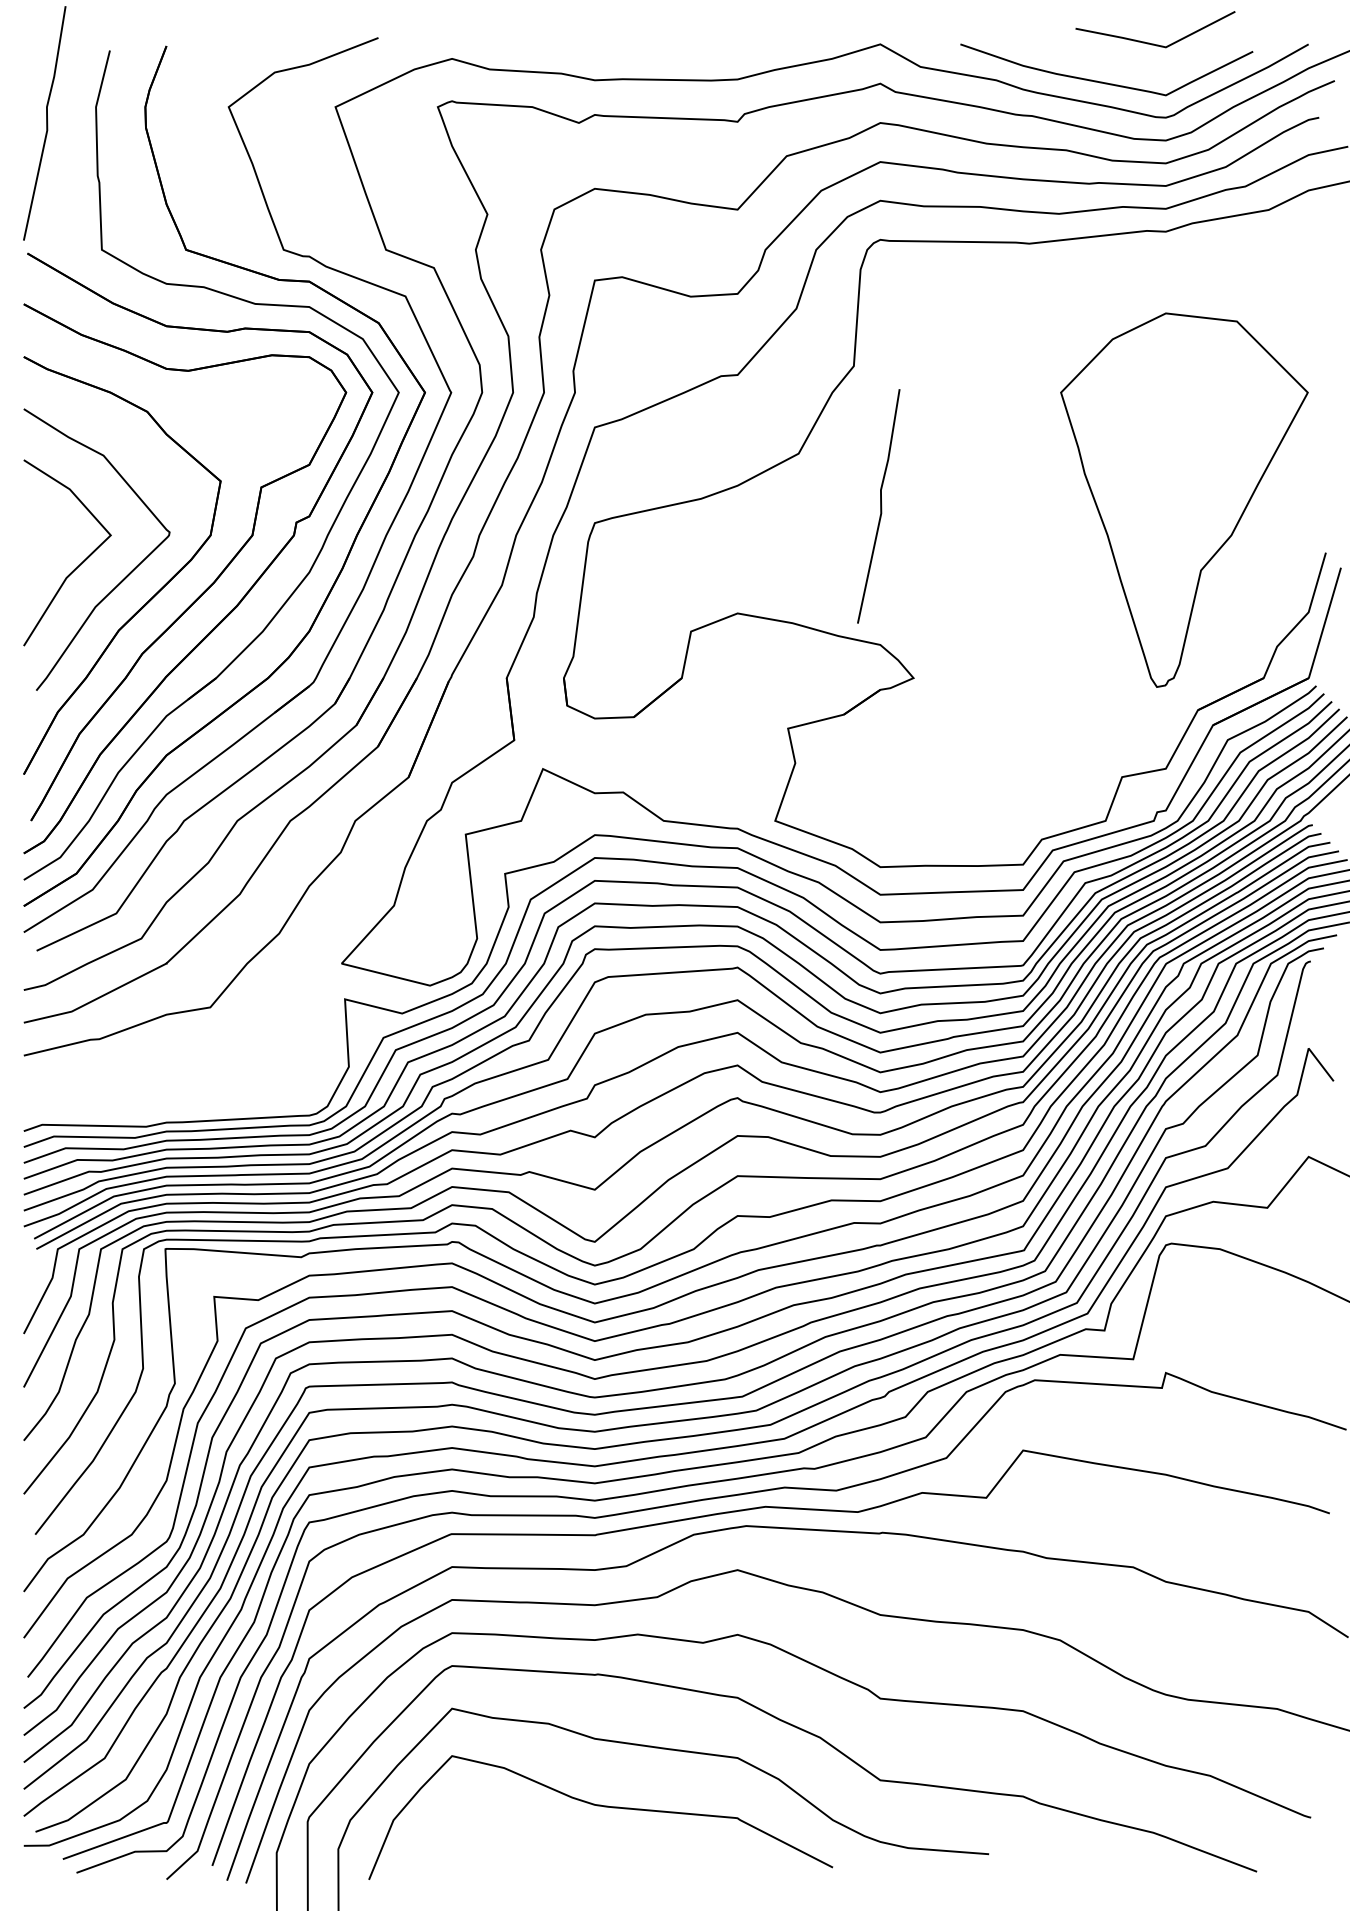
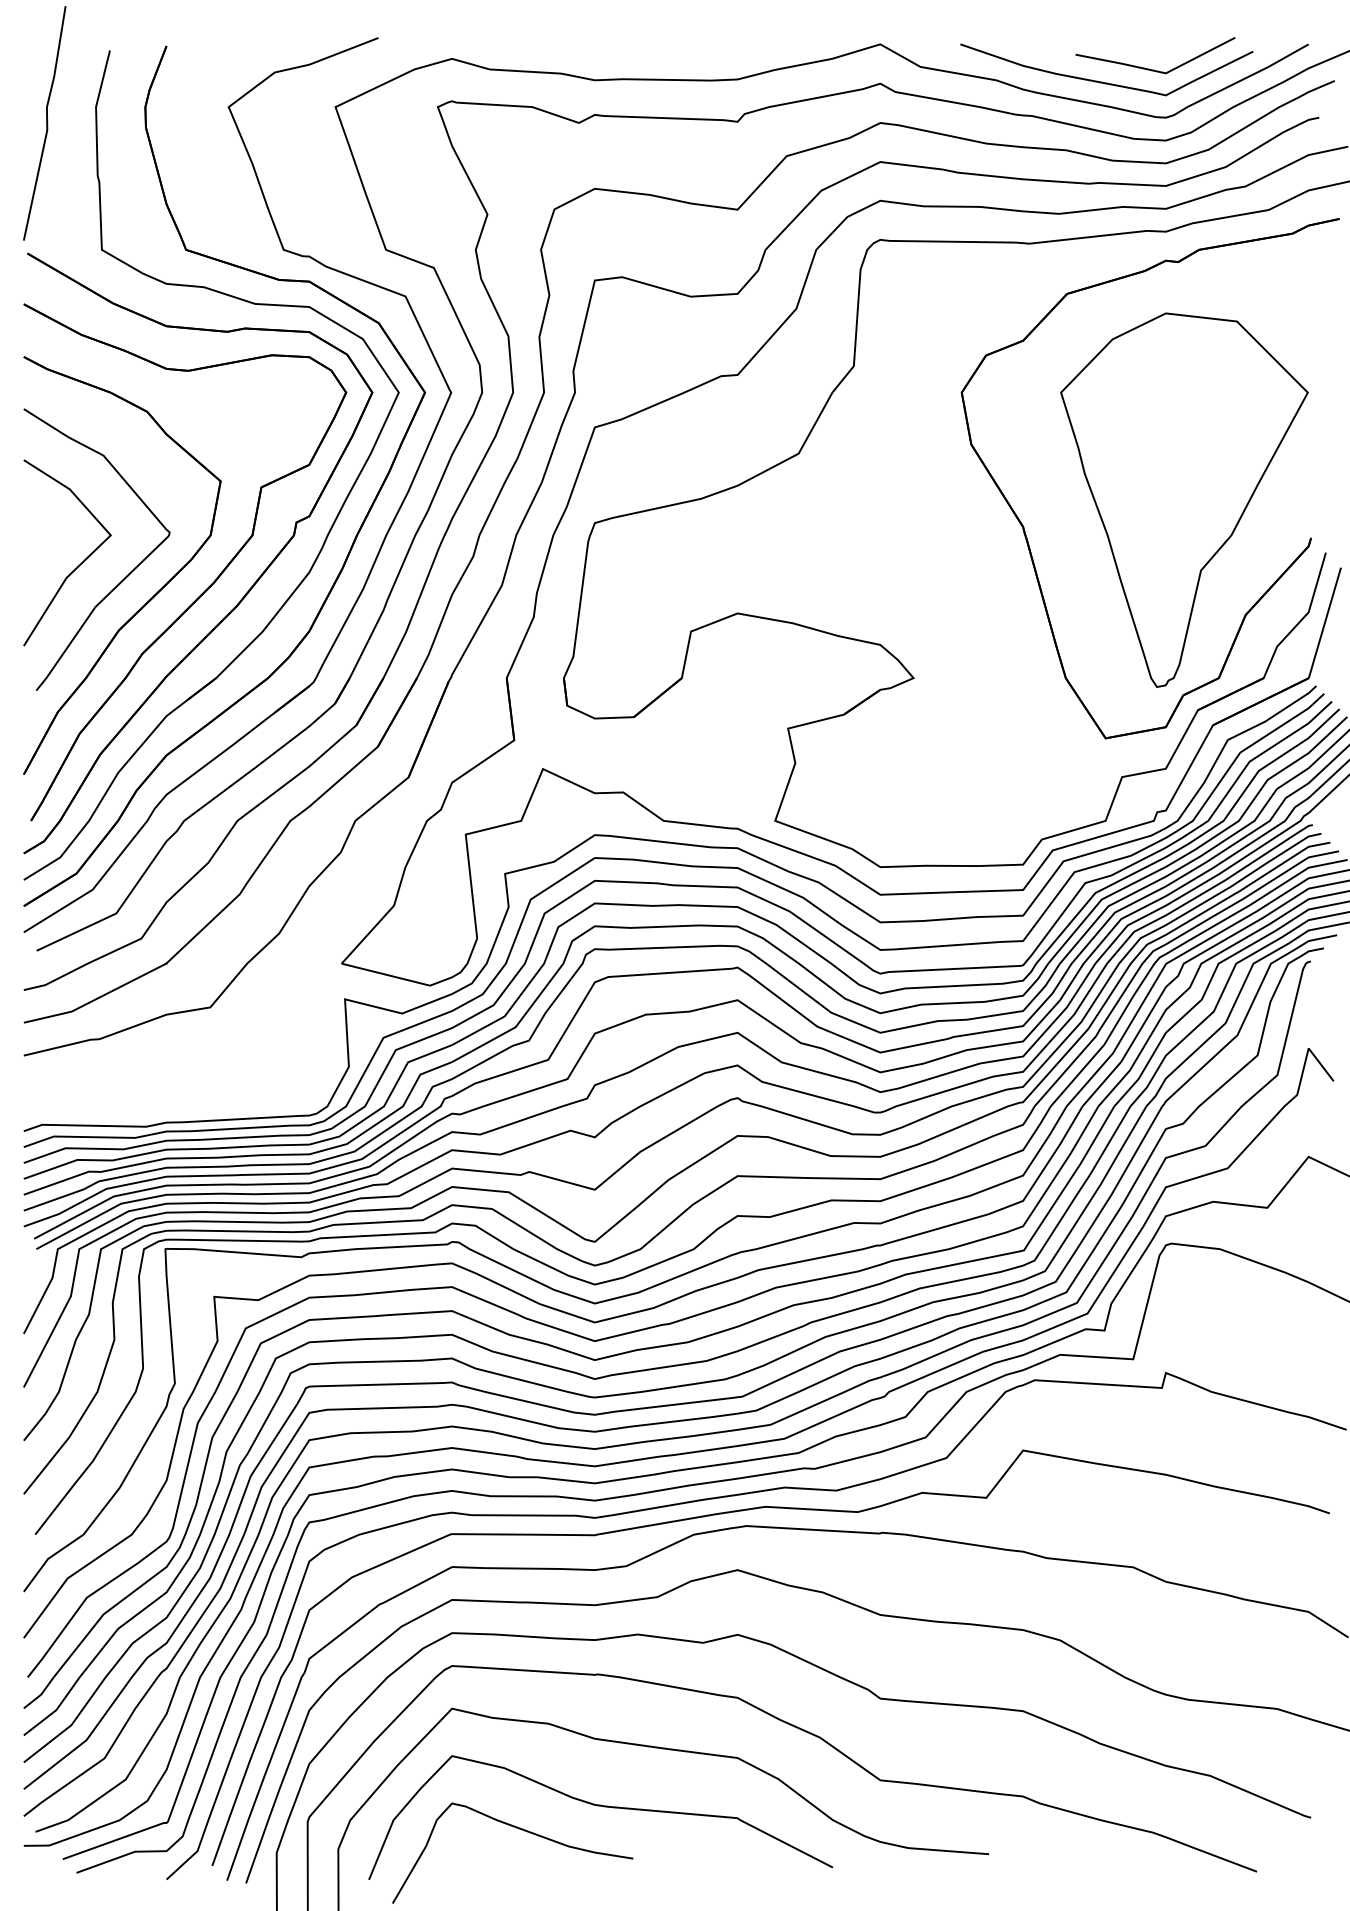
line position: (1154, 43) -> (1154, 69) (1154, 69)
line: present -> none (880, 506)
part: none -> present (1024, 527)
curve: none -> present (521, 1830)
